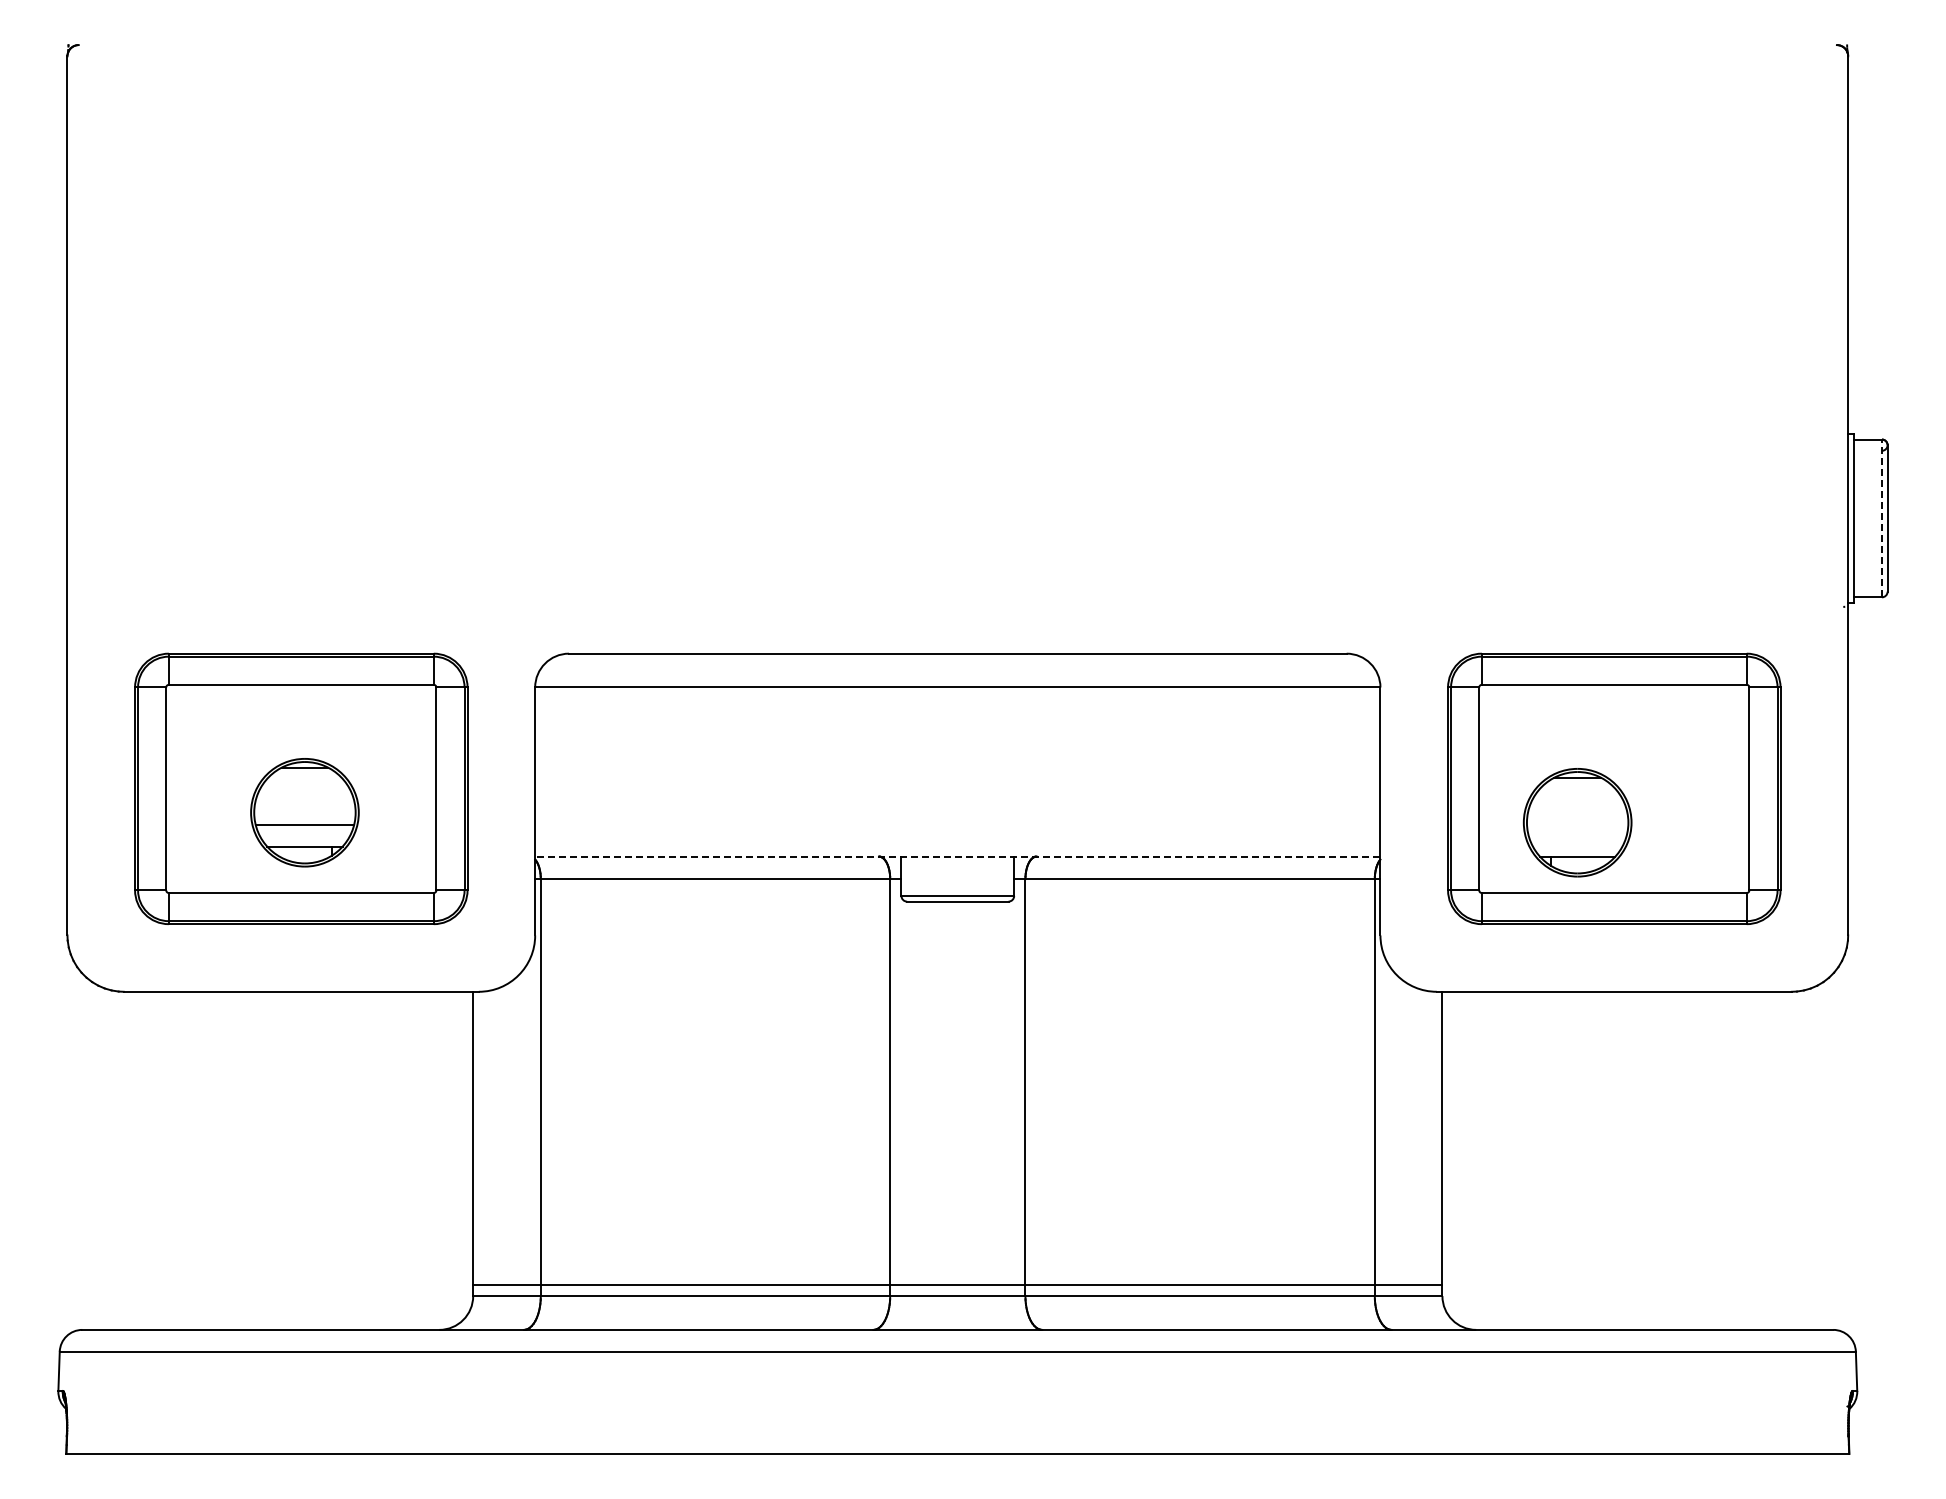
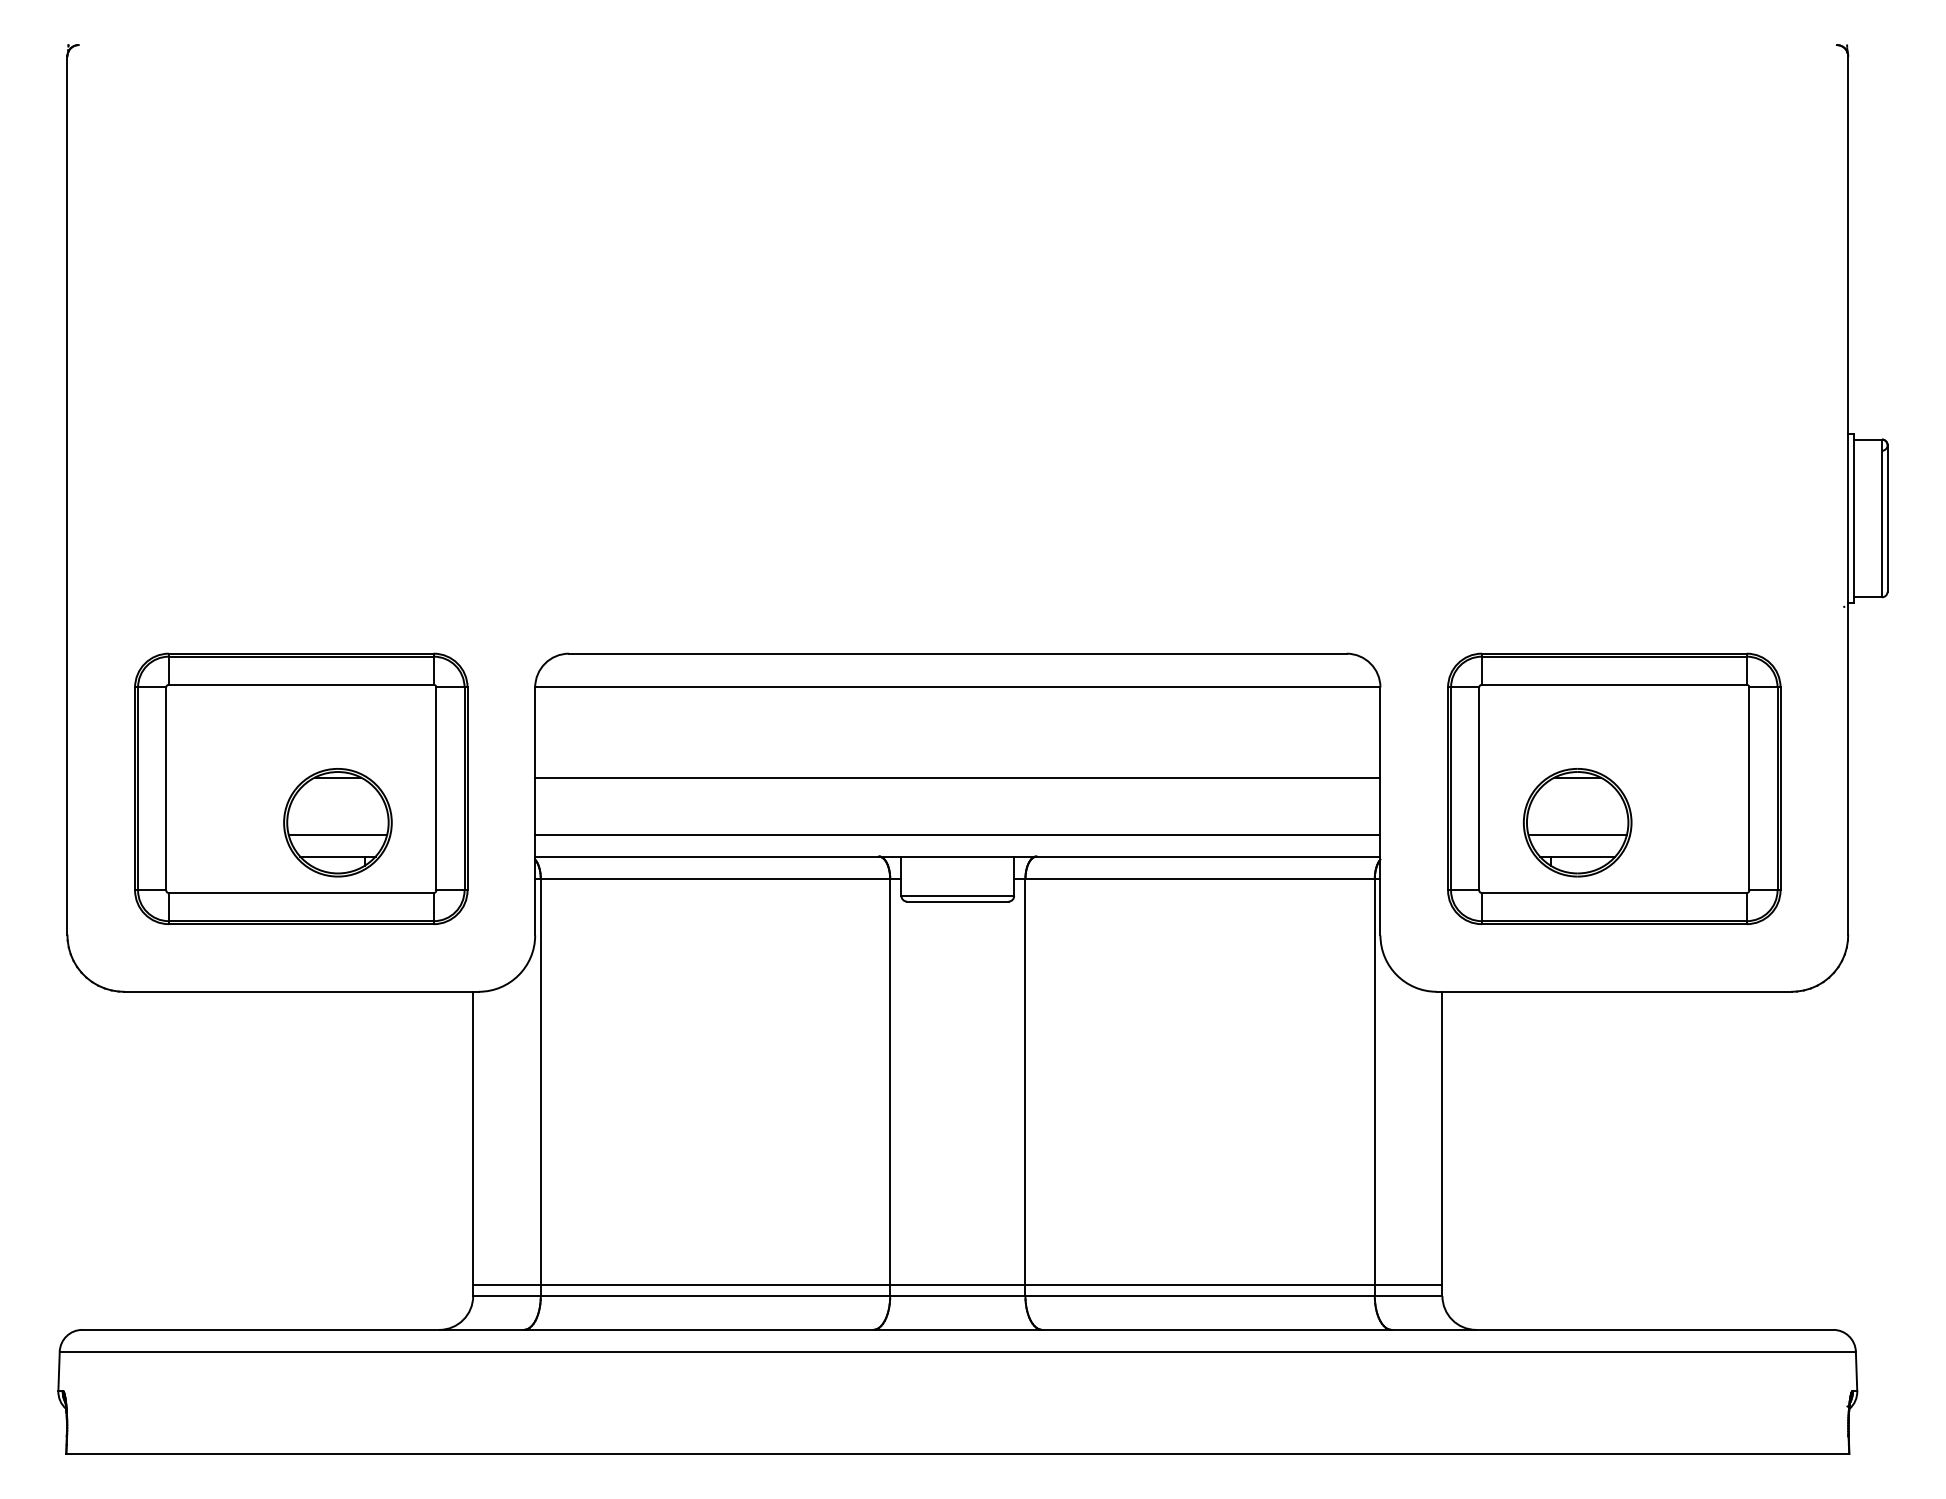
line: dashed -> solid (1881, 518)
line: none -> present (957, 777)
part position: (304, 812) -> (337, 822) (337, 822)
line: none -> present (957, 834)
line: none -> present (1577, 834)
line: dashed -> solid (957, 856)
